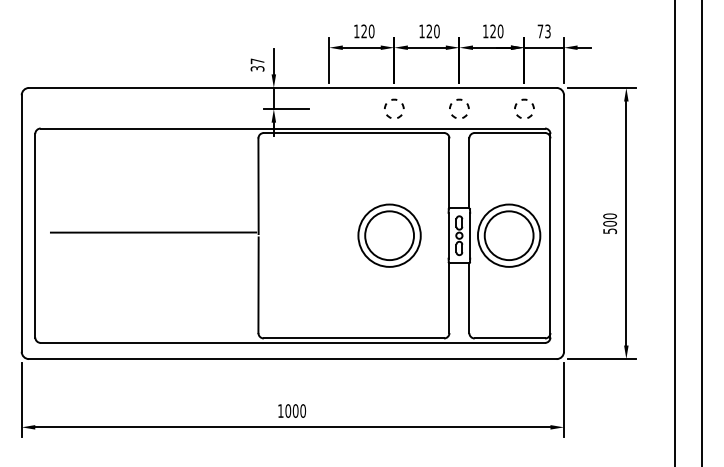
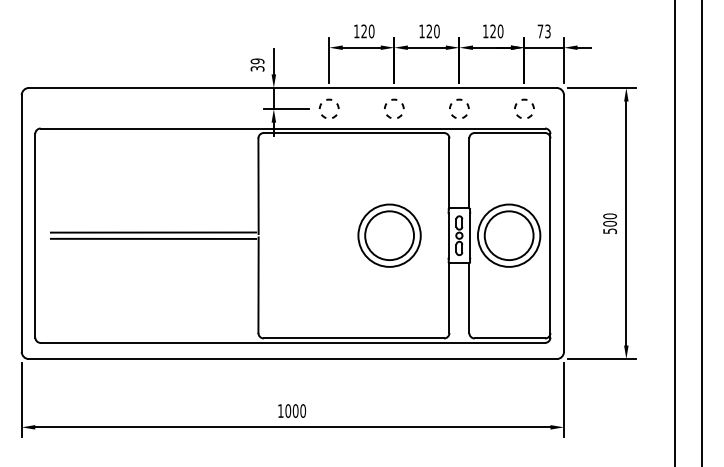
text: 37 -> 39 (257, 61)
part: none -> present (322, 104)
line: none -> present (153, 238)
